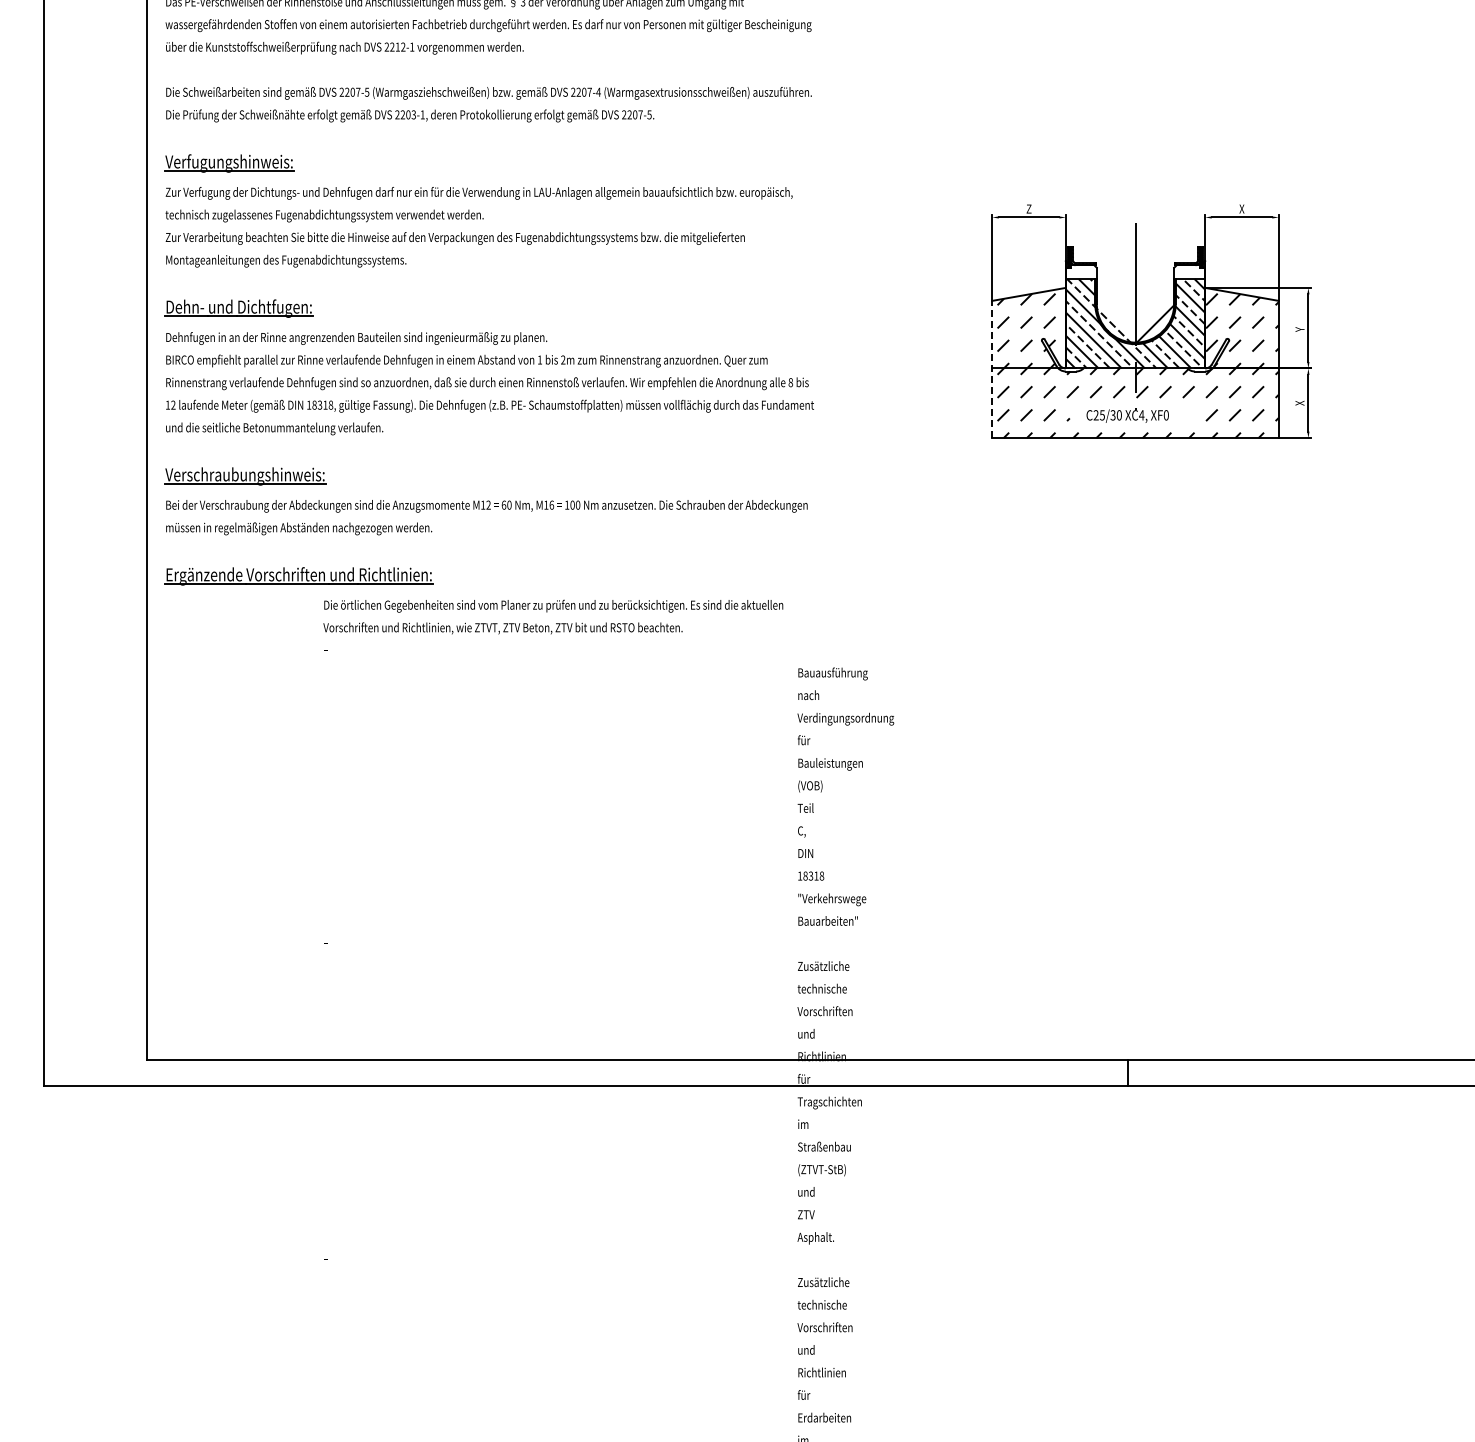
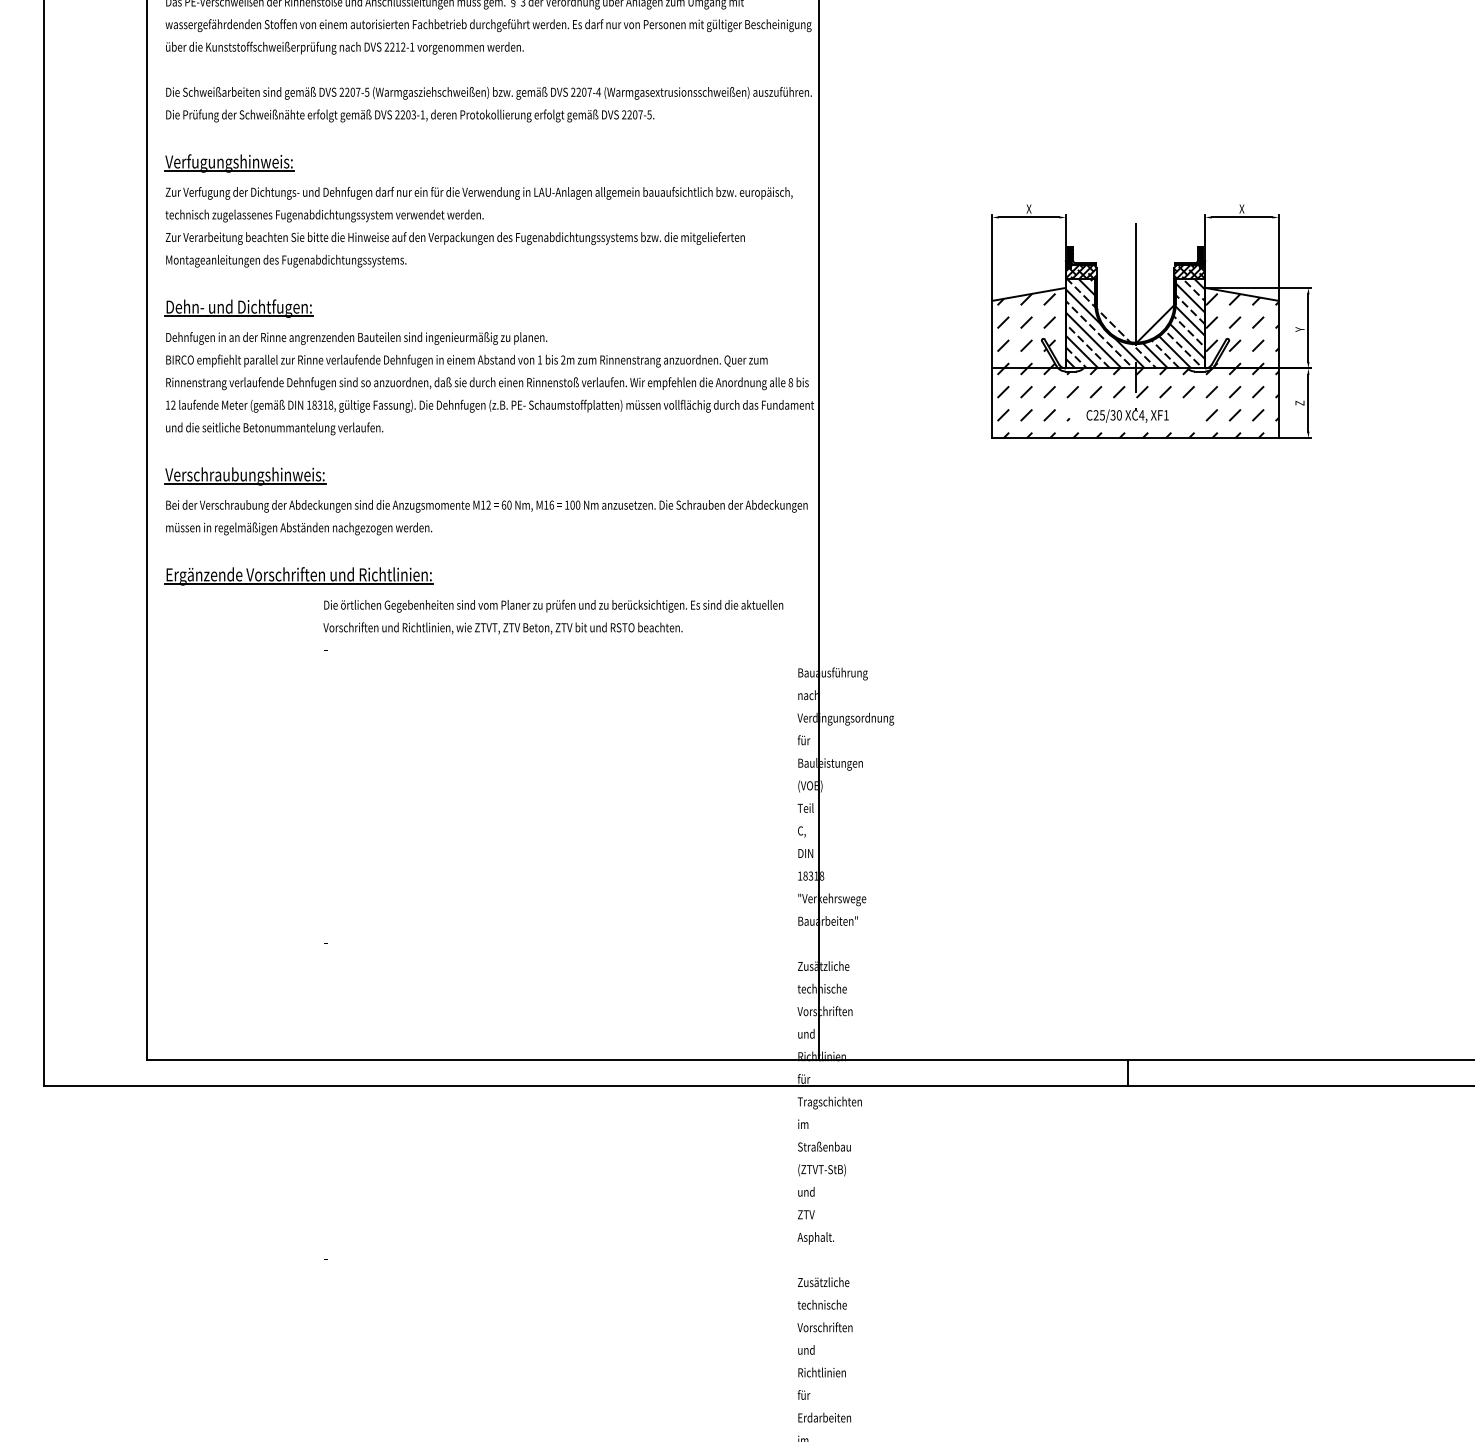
text: Z -> X (1028, 208)
hatch: none -> present (1080, 270)
hatch: none -> present (1189, 271)
line: dashed -> solid (992, 369)
text: X -> Z (1299, 403)
text: XF0 -> XF1 (1165, 415)
line: none -> present (818, 530)
